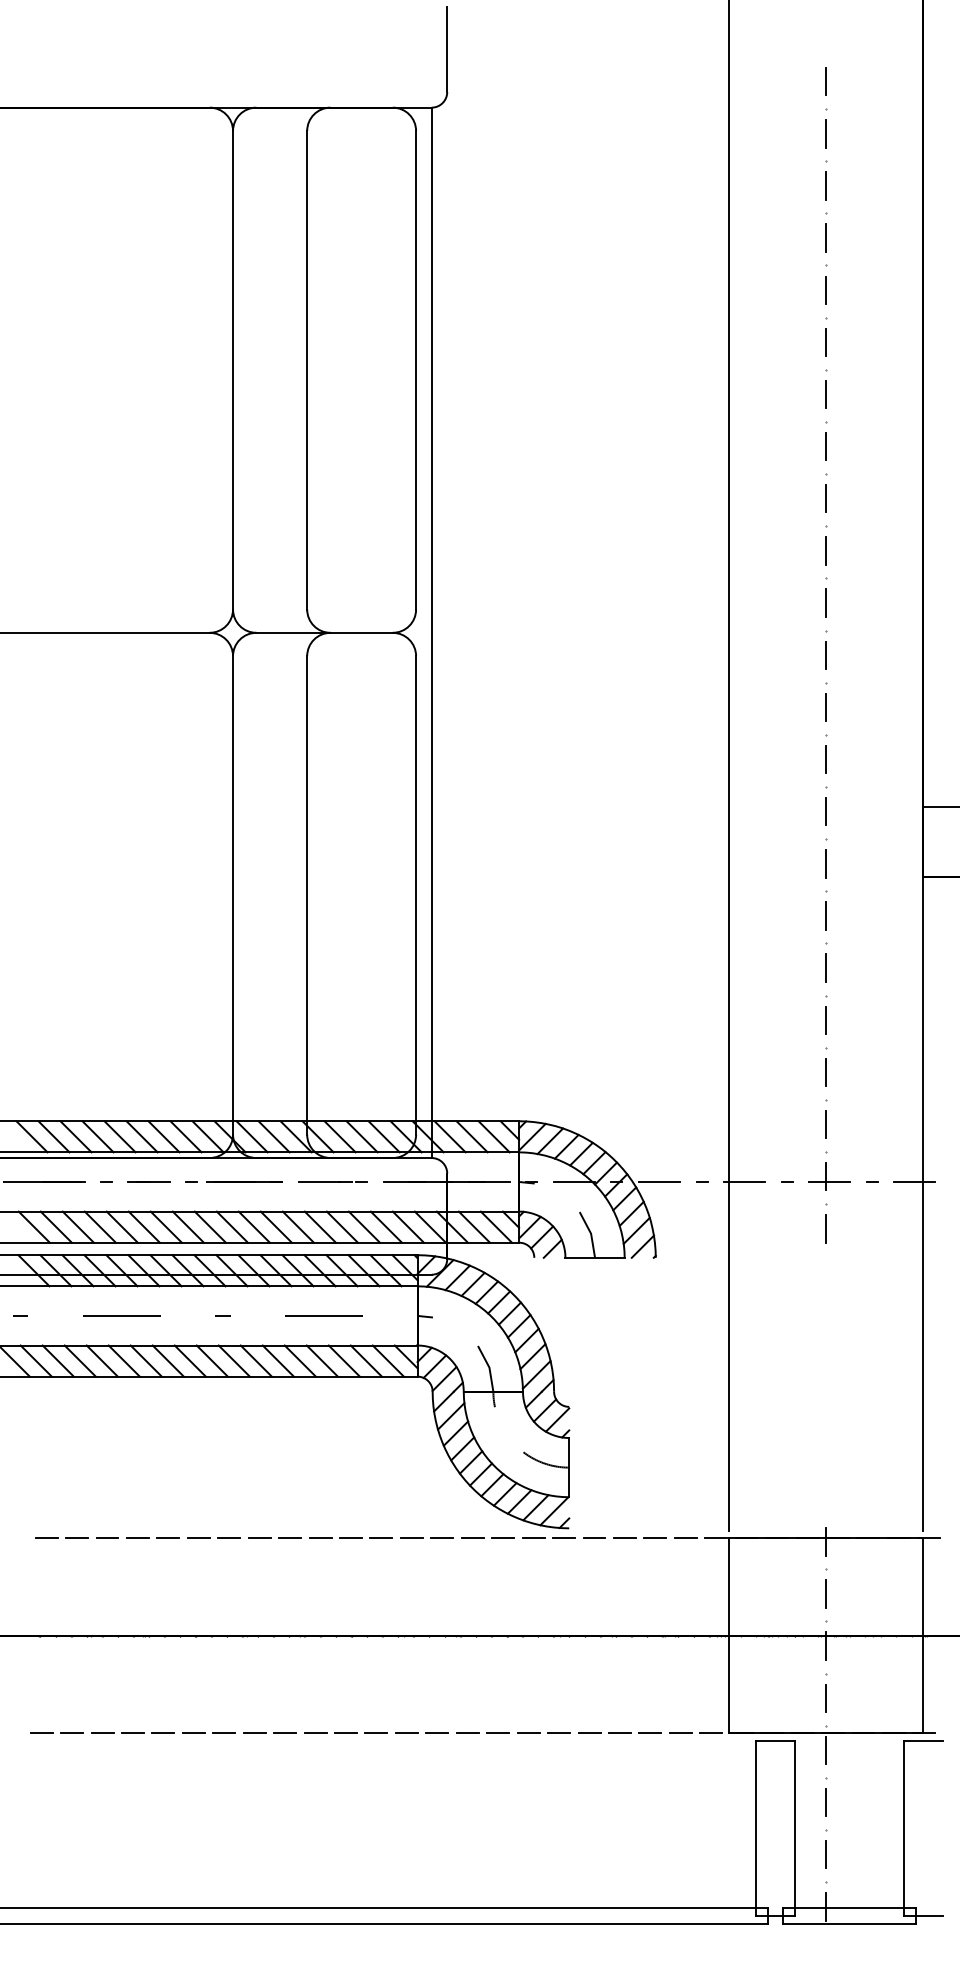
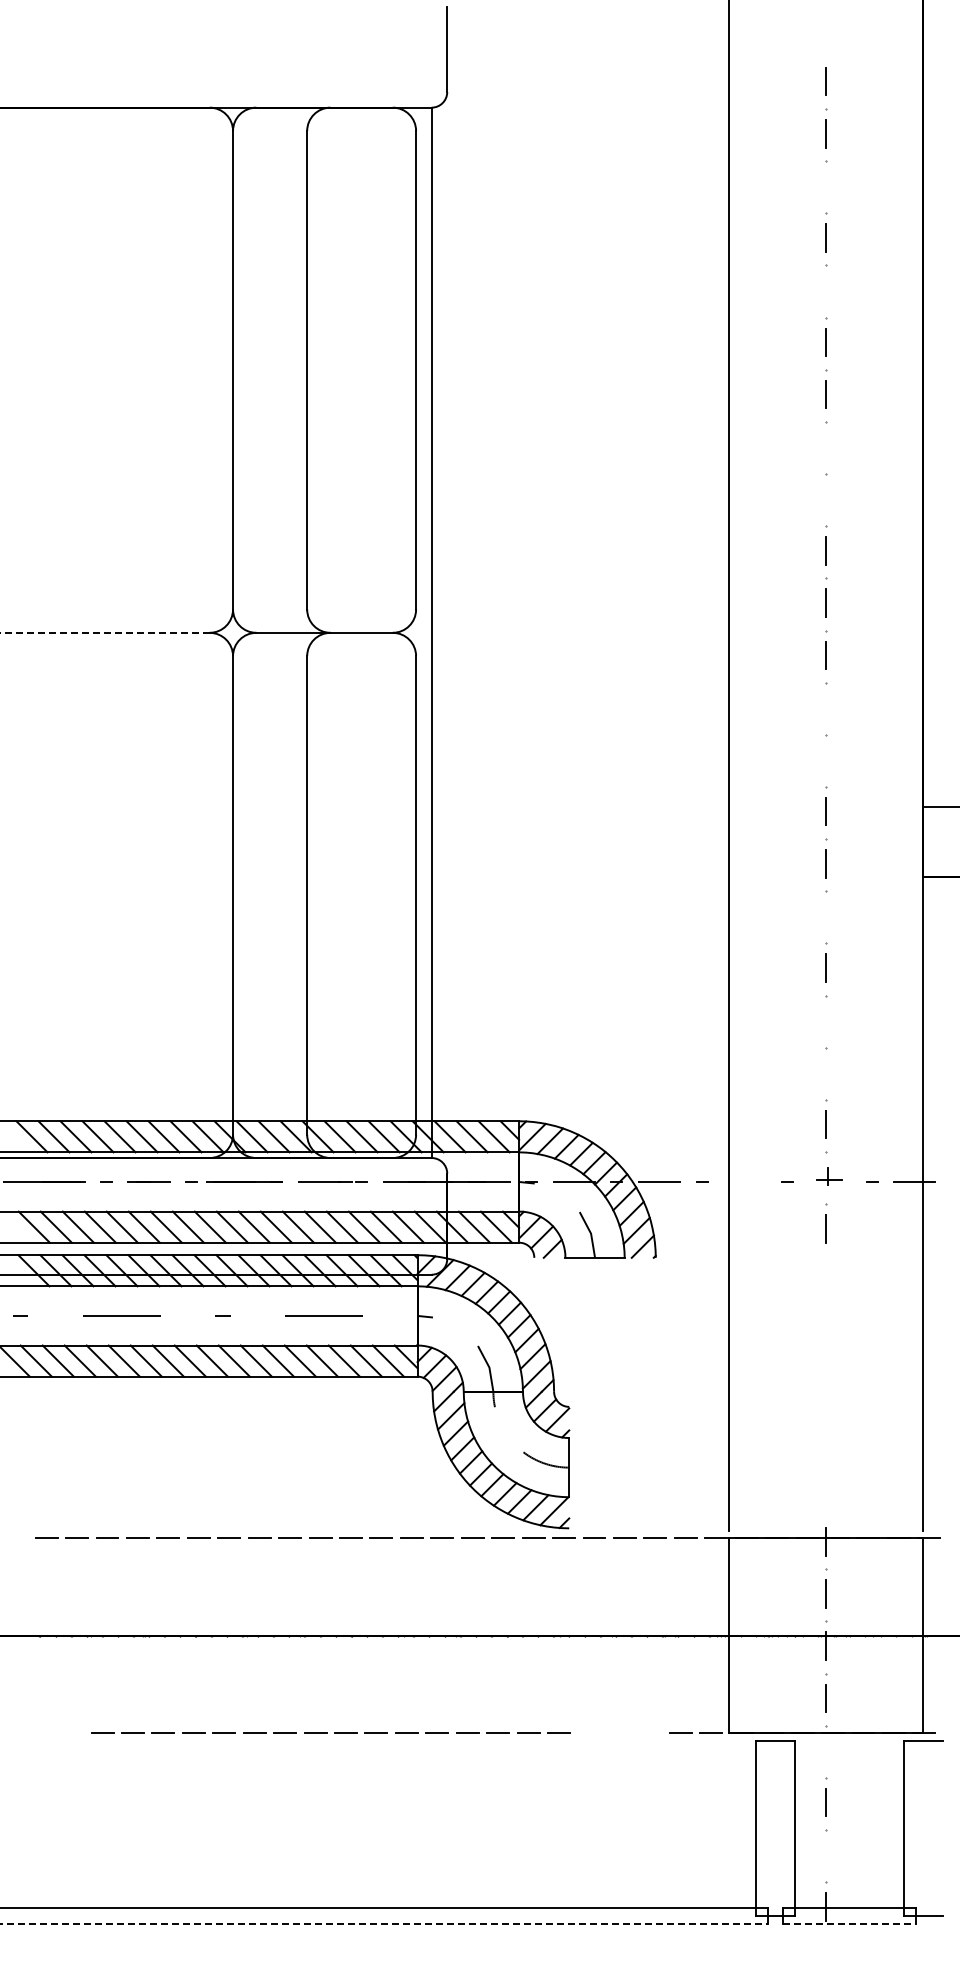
line: present -> none (826, 185)
line: present -> none (826, 289)
line: present -> none (826, 446)
line: present -> none (826, 498)
line: solid -> dashed (104, 632)
line: present -> none (826, 707)
line: present -> none (826, 759)
line: present -> none (826, 915)
line: present -> none (826, 1020)
line: present -> none (826, 1072)
part size: 43x29 px -> 27x19 px (829, 1176)
line: present -> none (744, 1182)
line: present -> none (53, 1732)
line: present -> none (619, 1732)
line: present -> none (826, 1750)
line: present -> none (826, 1854)
line: solid -> dashed (383, 1923)
line: solid -> dashed (850, 1923)
